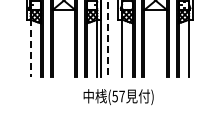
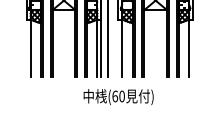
line: dashed -> solid (107, 39)
line: dashed -> solid (30, 48)
text: (57 -> (60 (118, 96)
